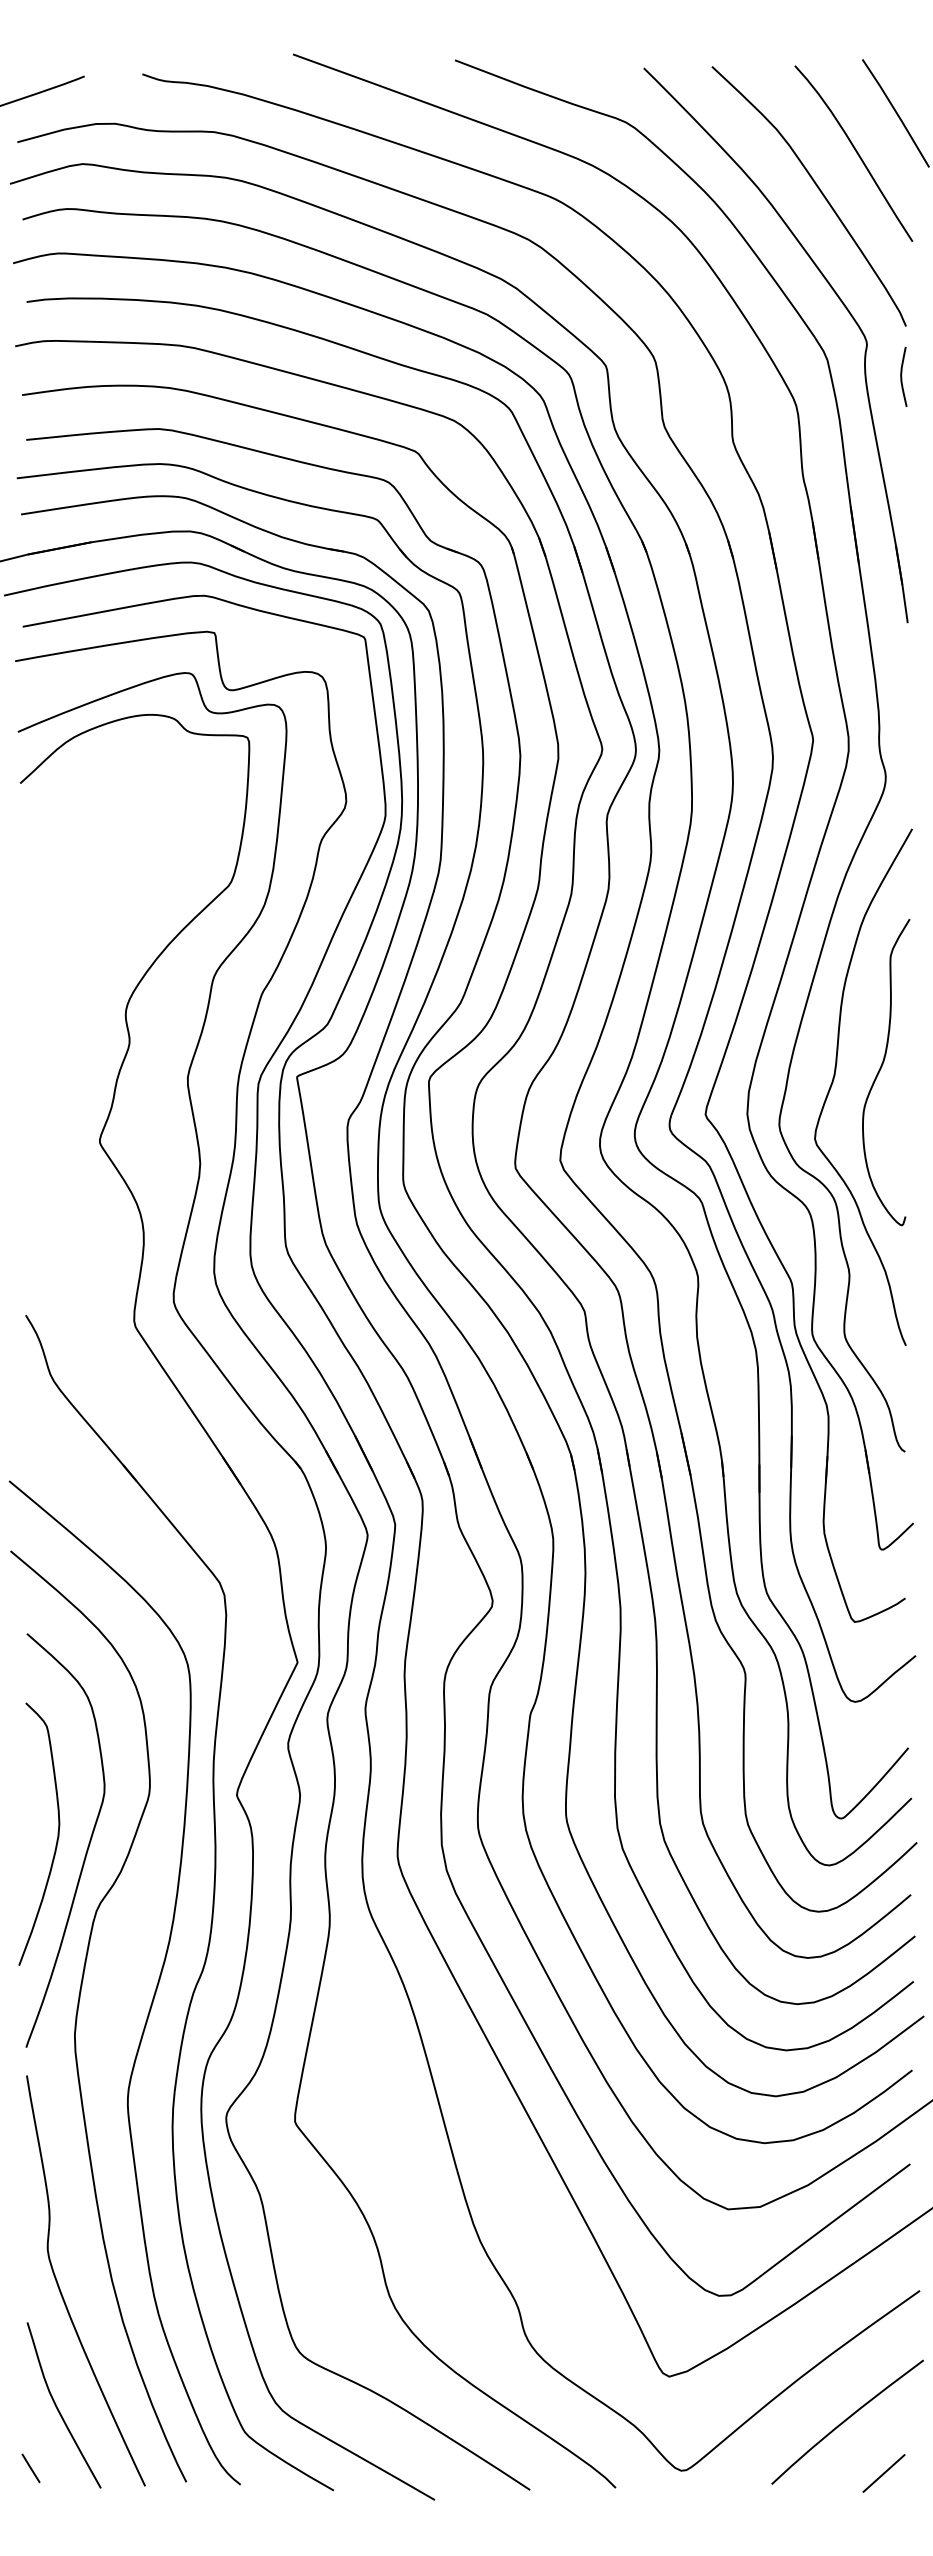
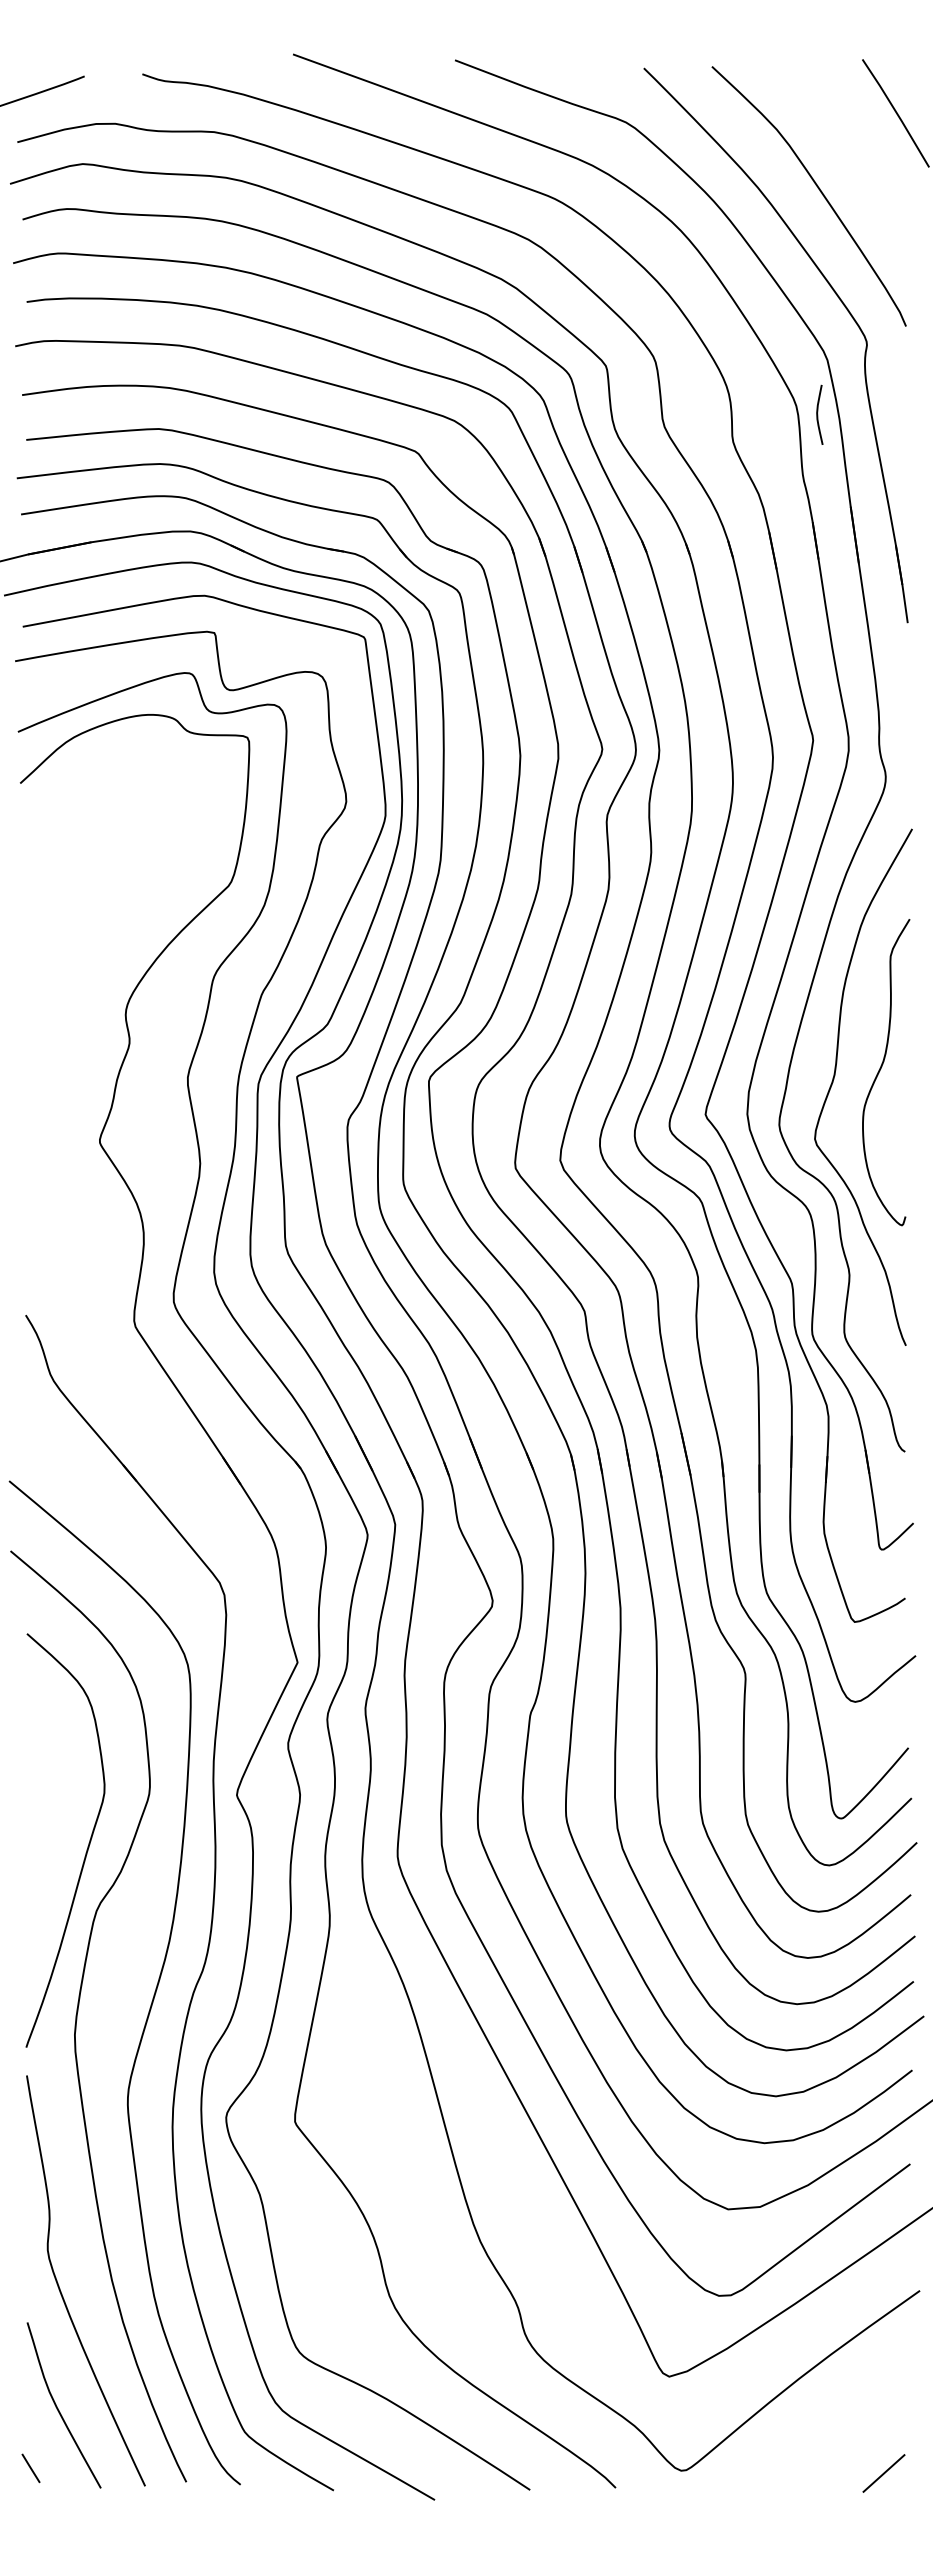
curve: present -> none (855, 151)
curve position: (902, 376) -> (818, 414) (818, 414)
curve: present -> none (57, 1833)
curve: present -> none (847, 2420)
